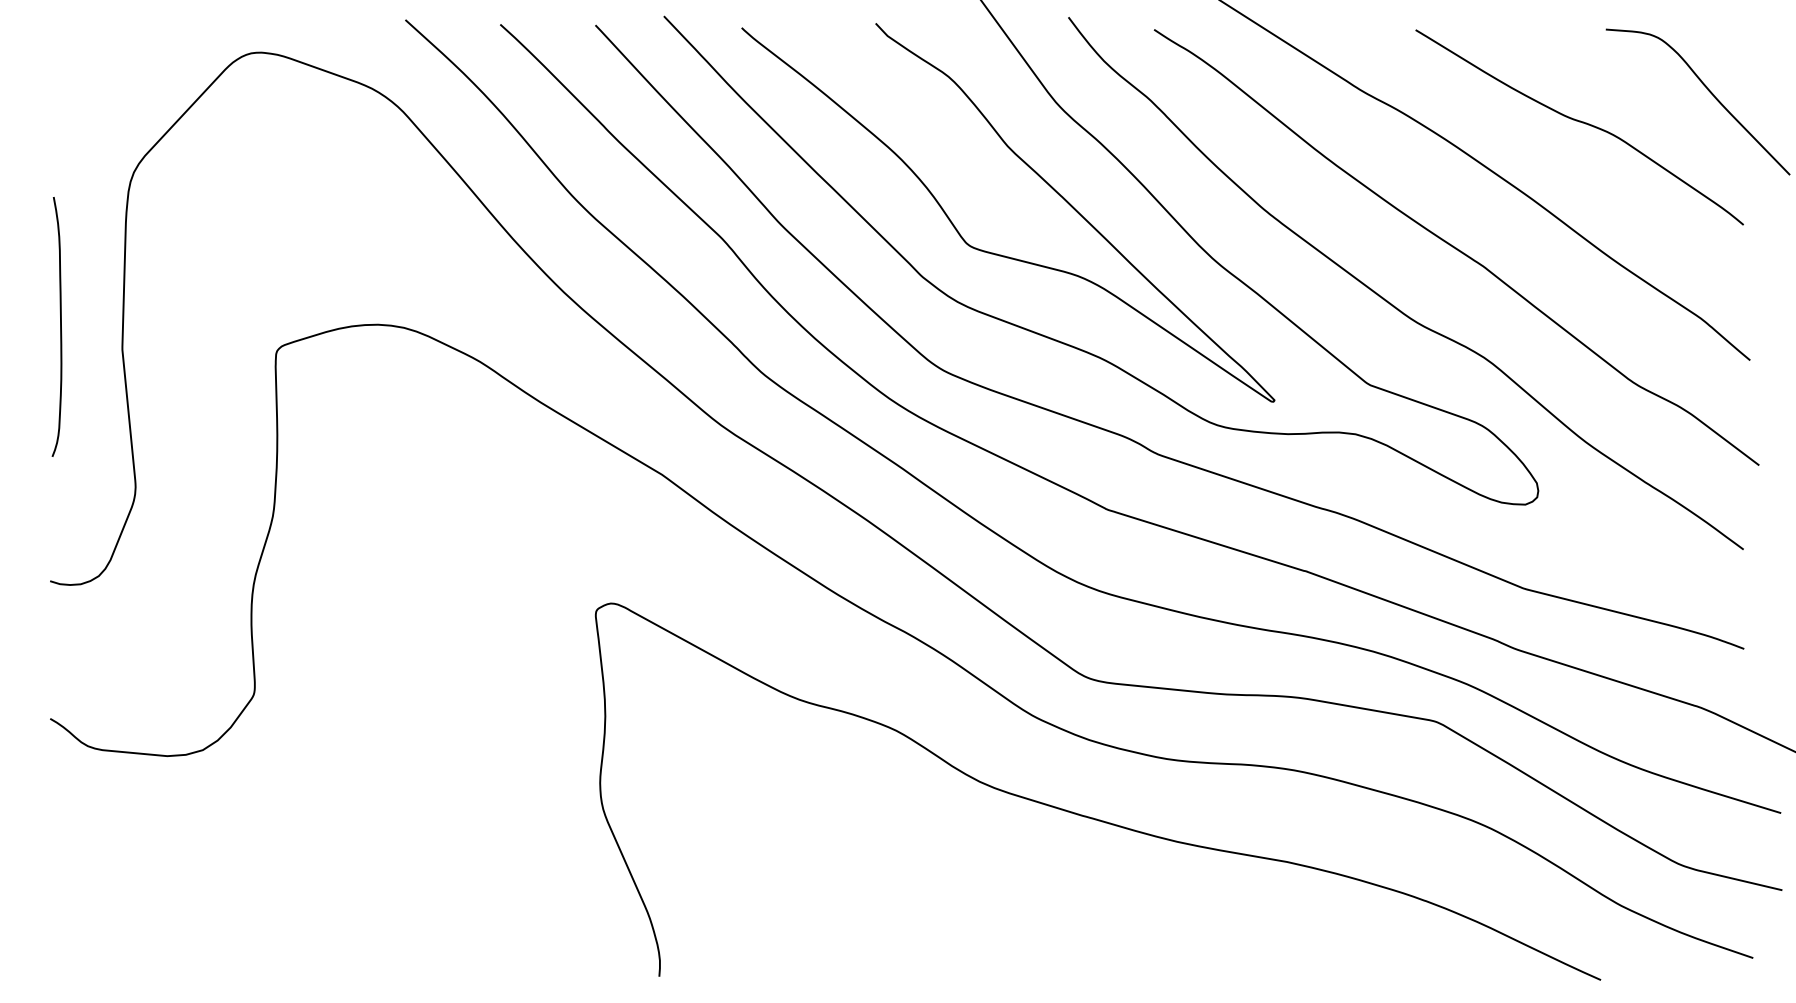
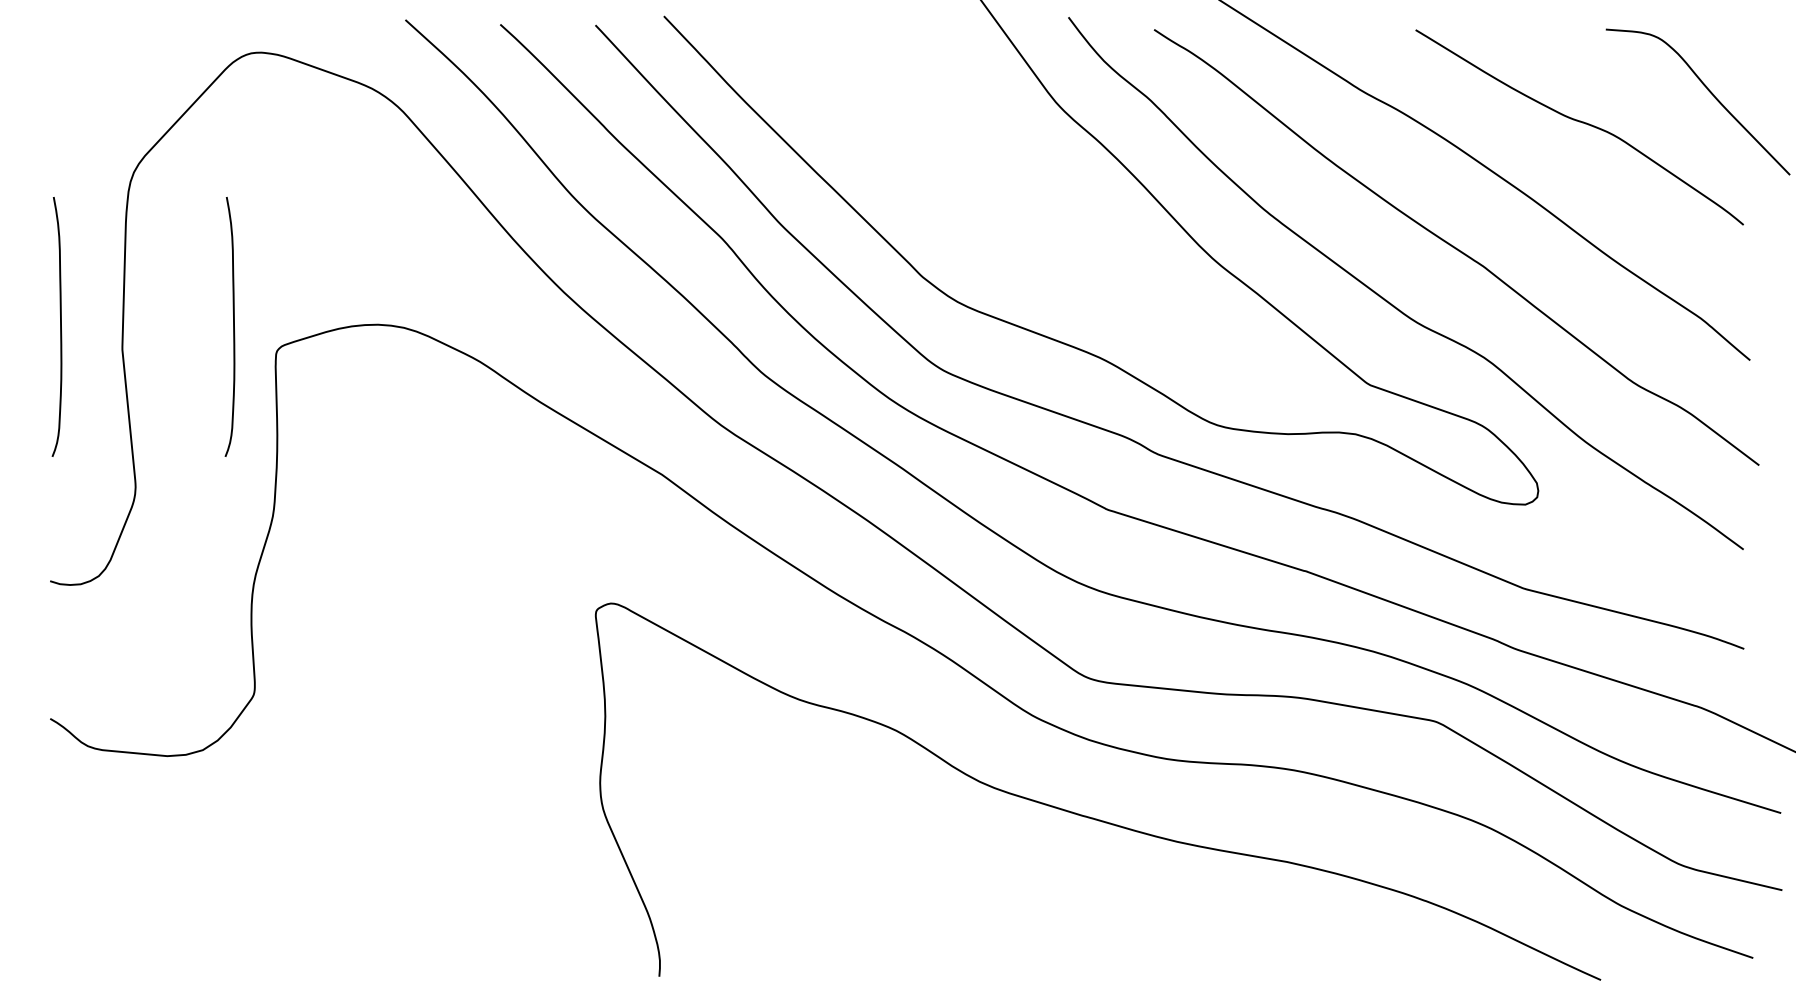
curve: present -> none (997, 253)
curve: none -> present (233, 326)
